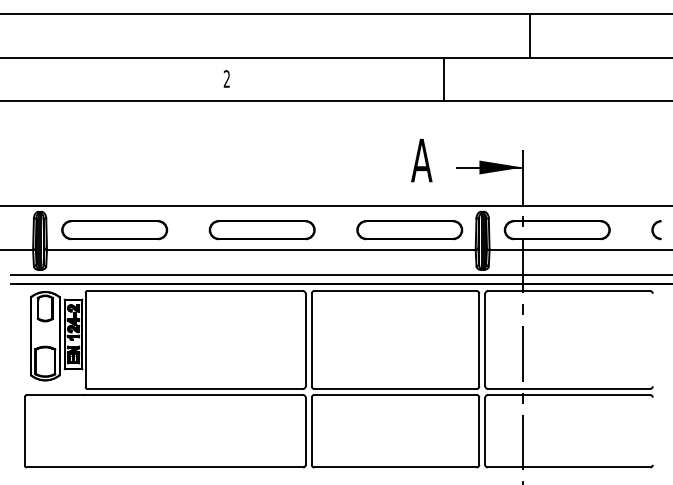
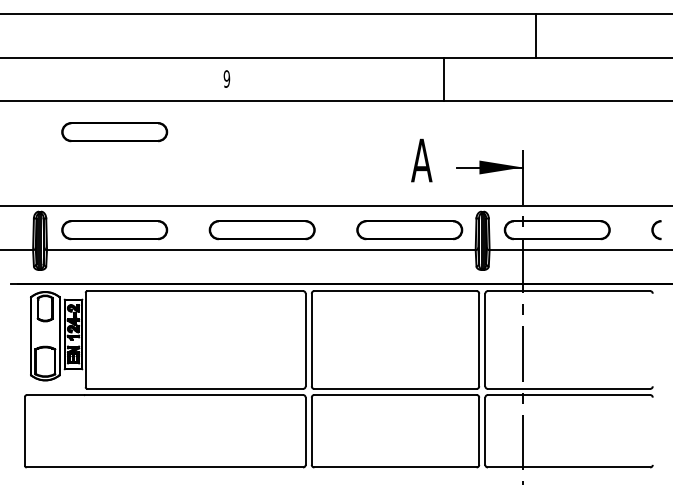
line position: (530, 35) -> (536, 35) (536, 35)
text: 2 -> 9 (226, 78)
part: none -> present (114, 132)
line: present -> none (340, 275)
